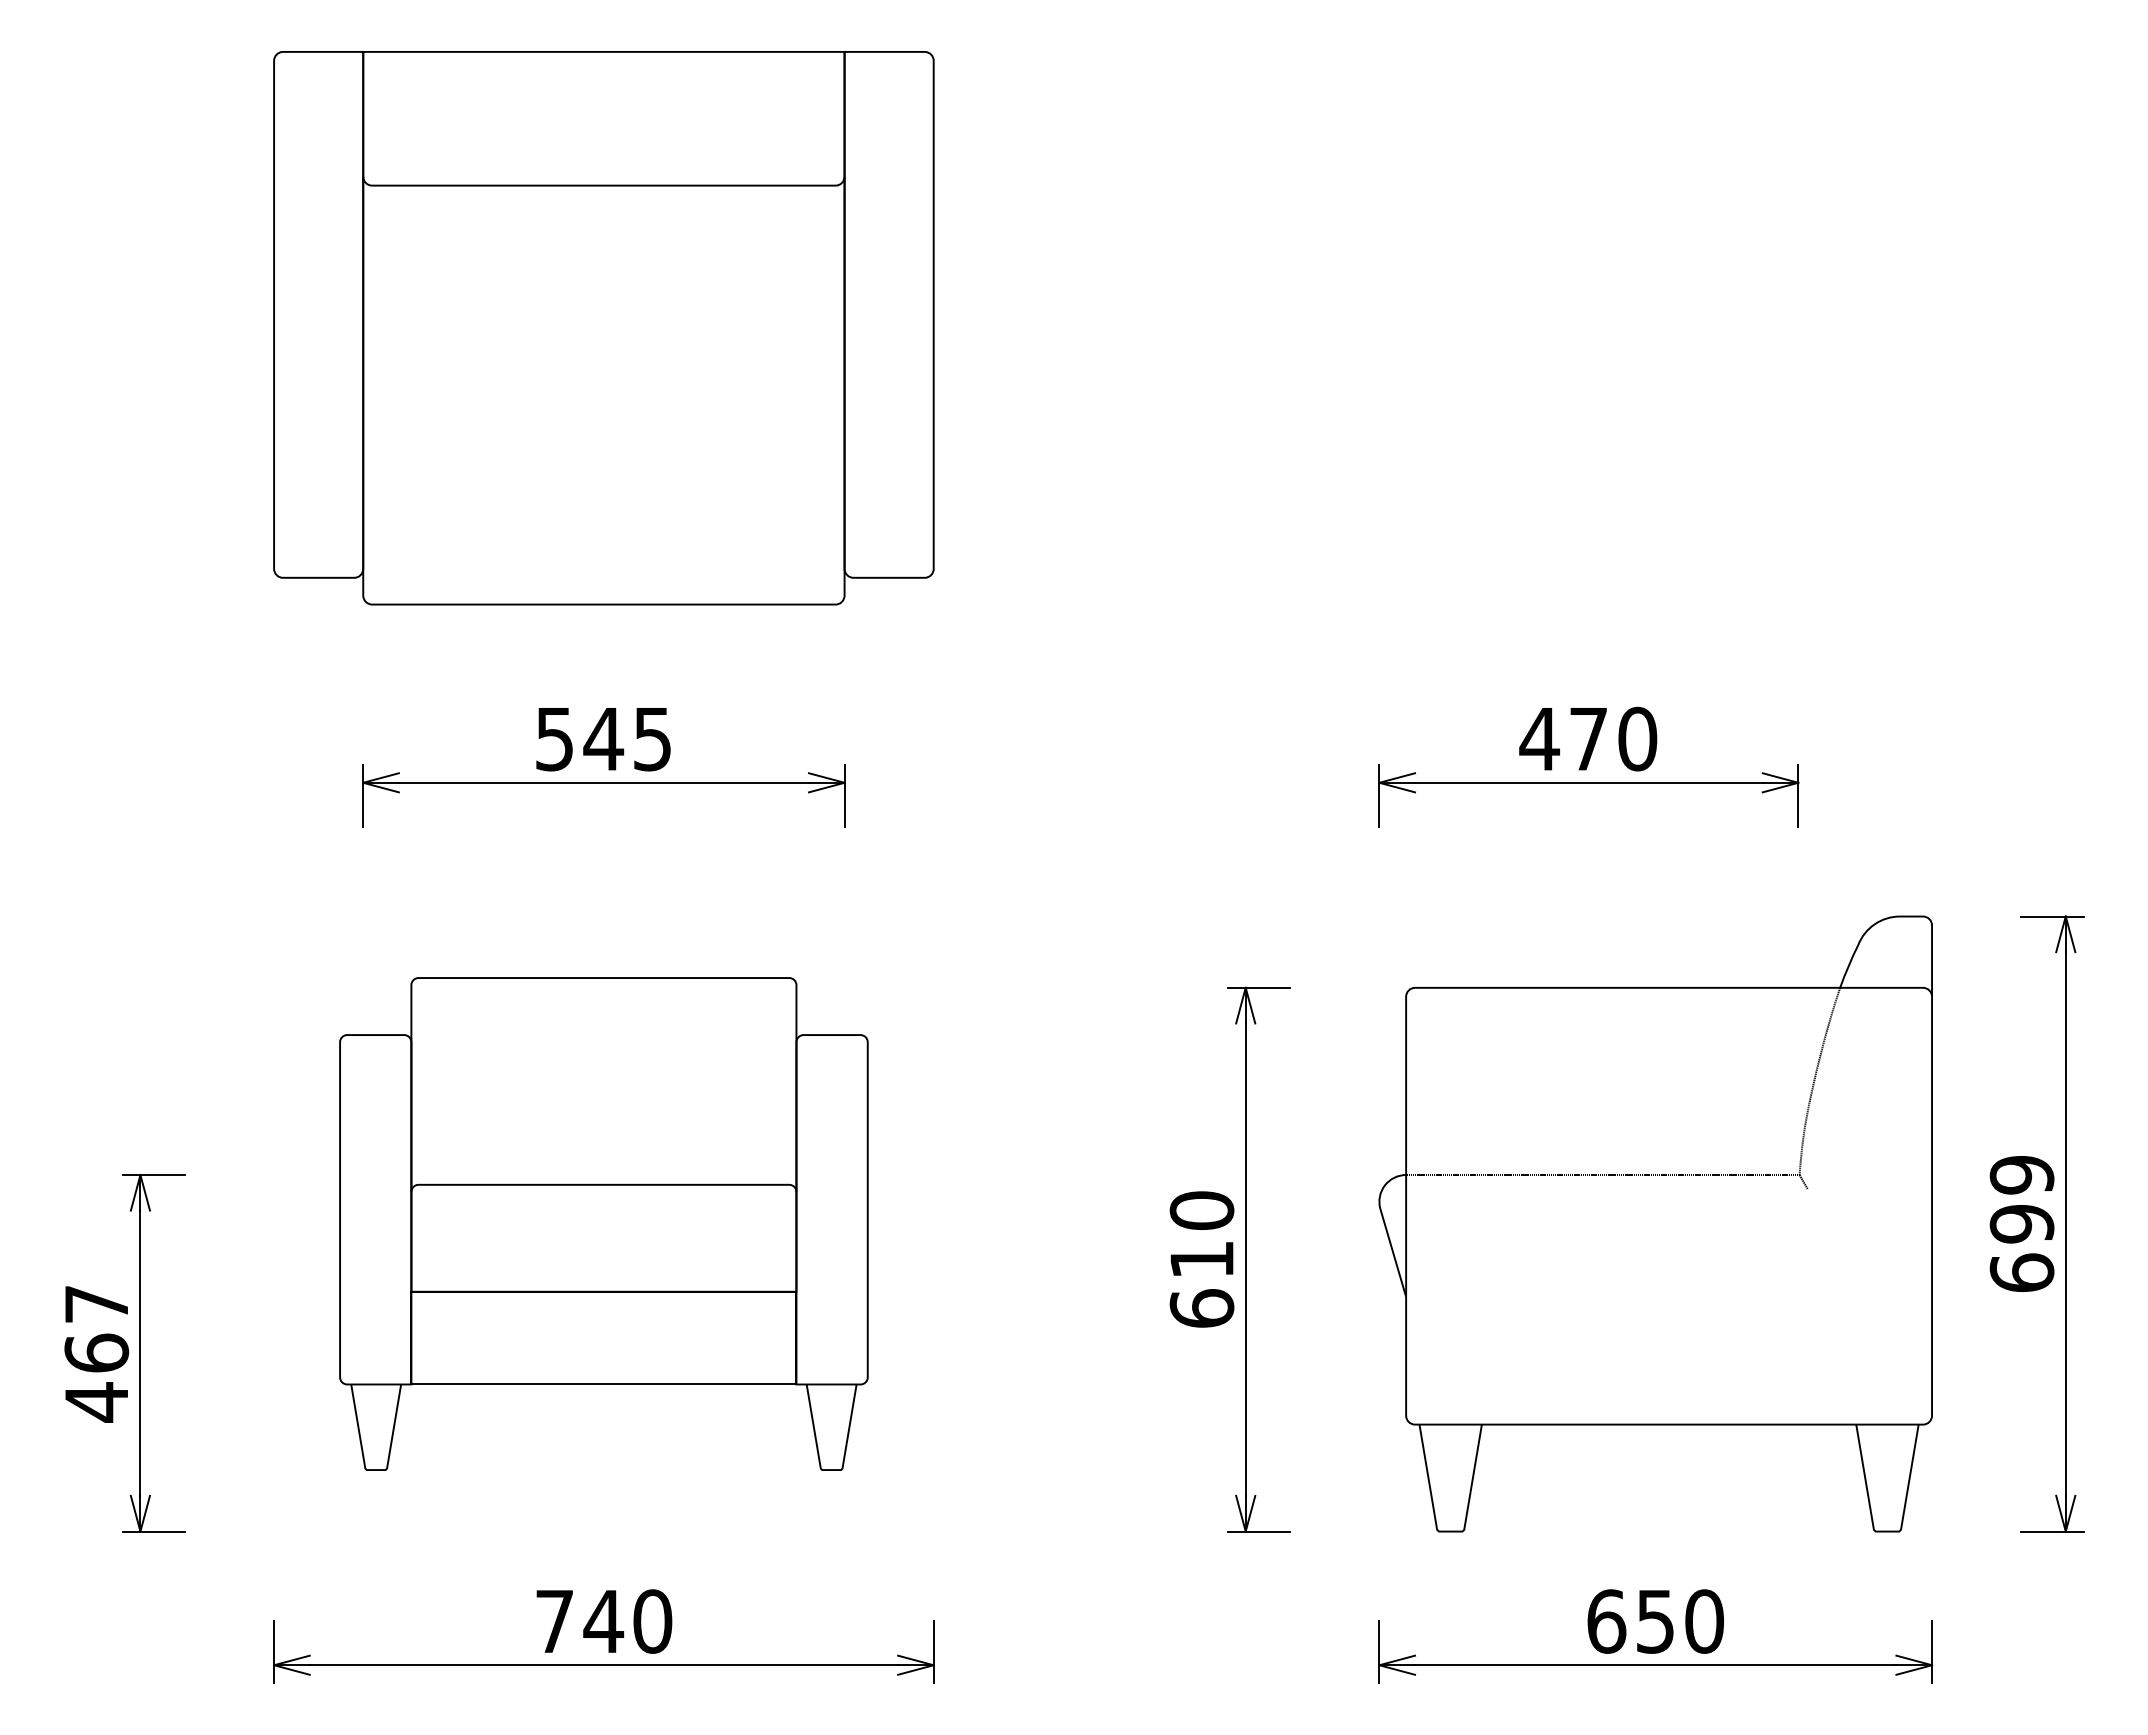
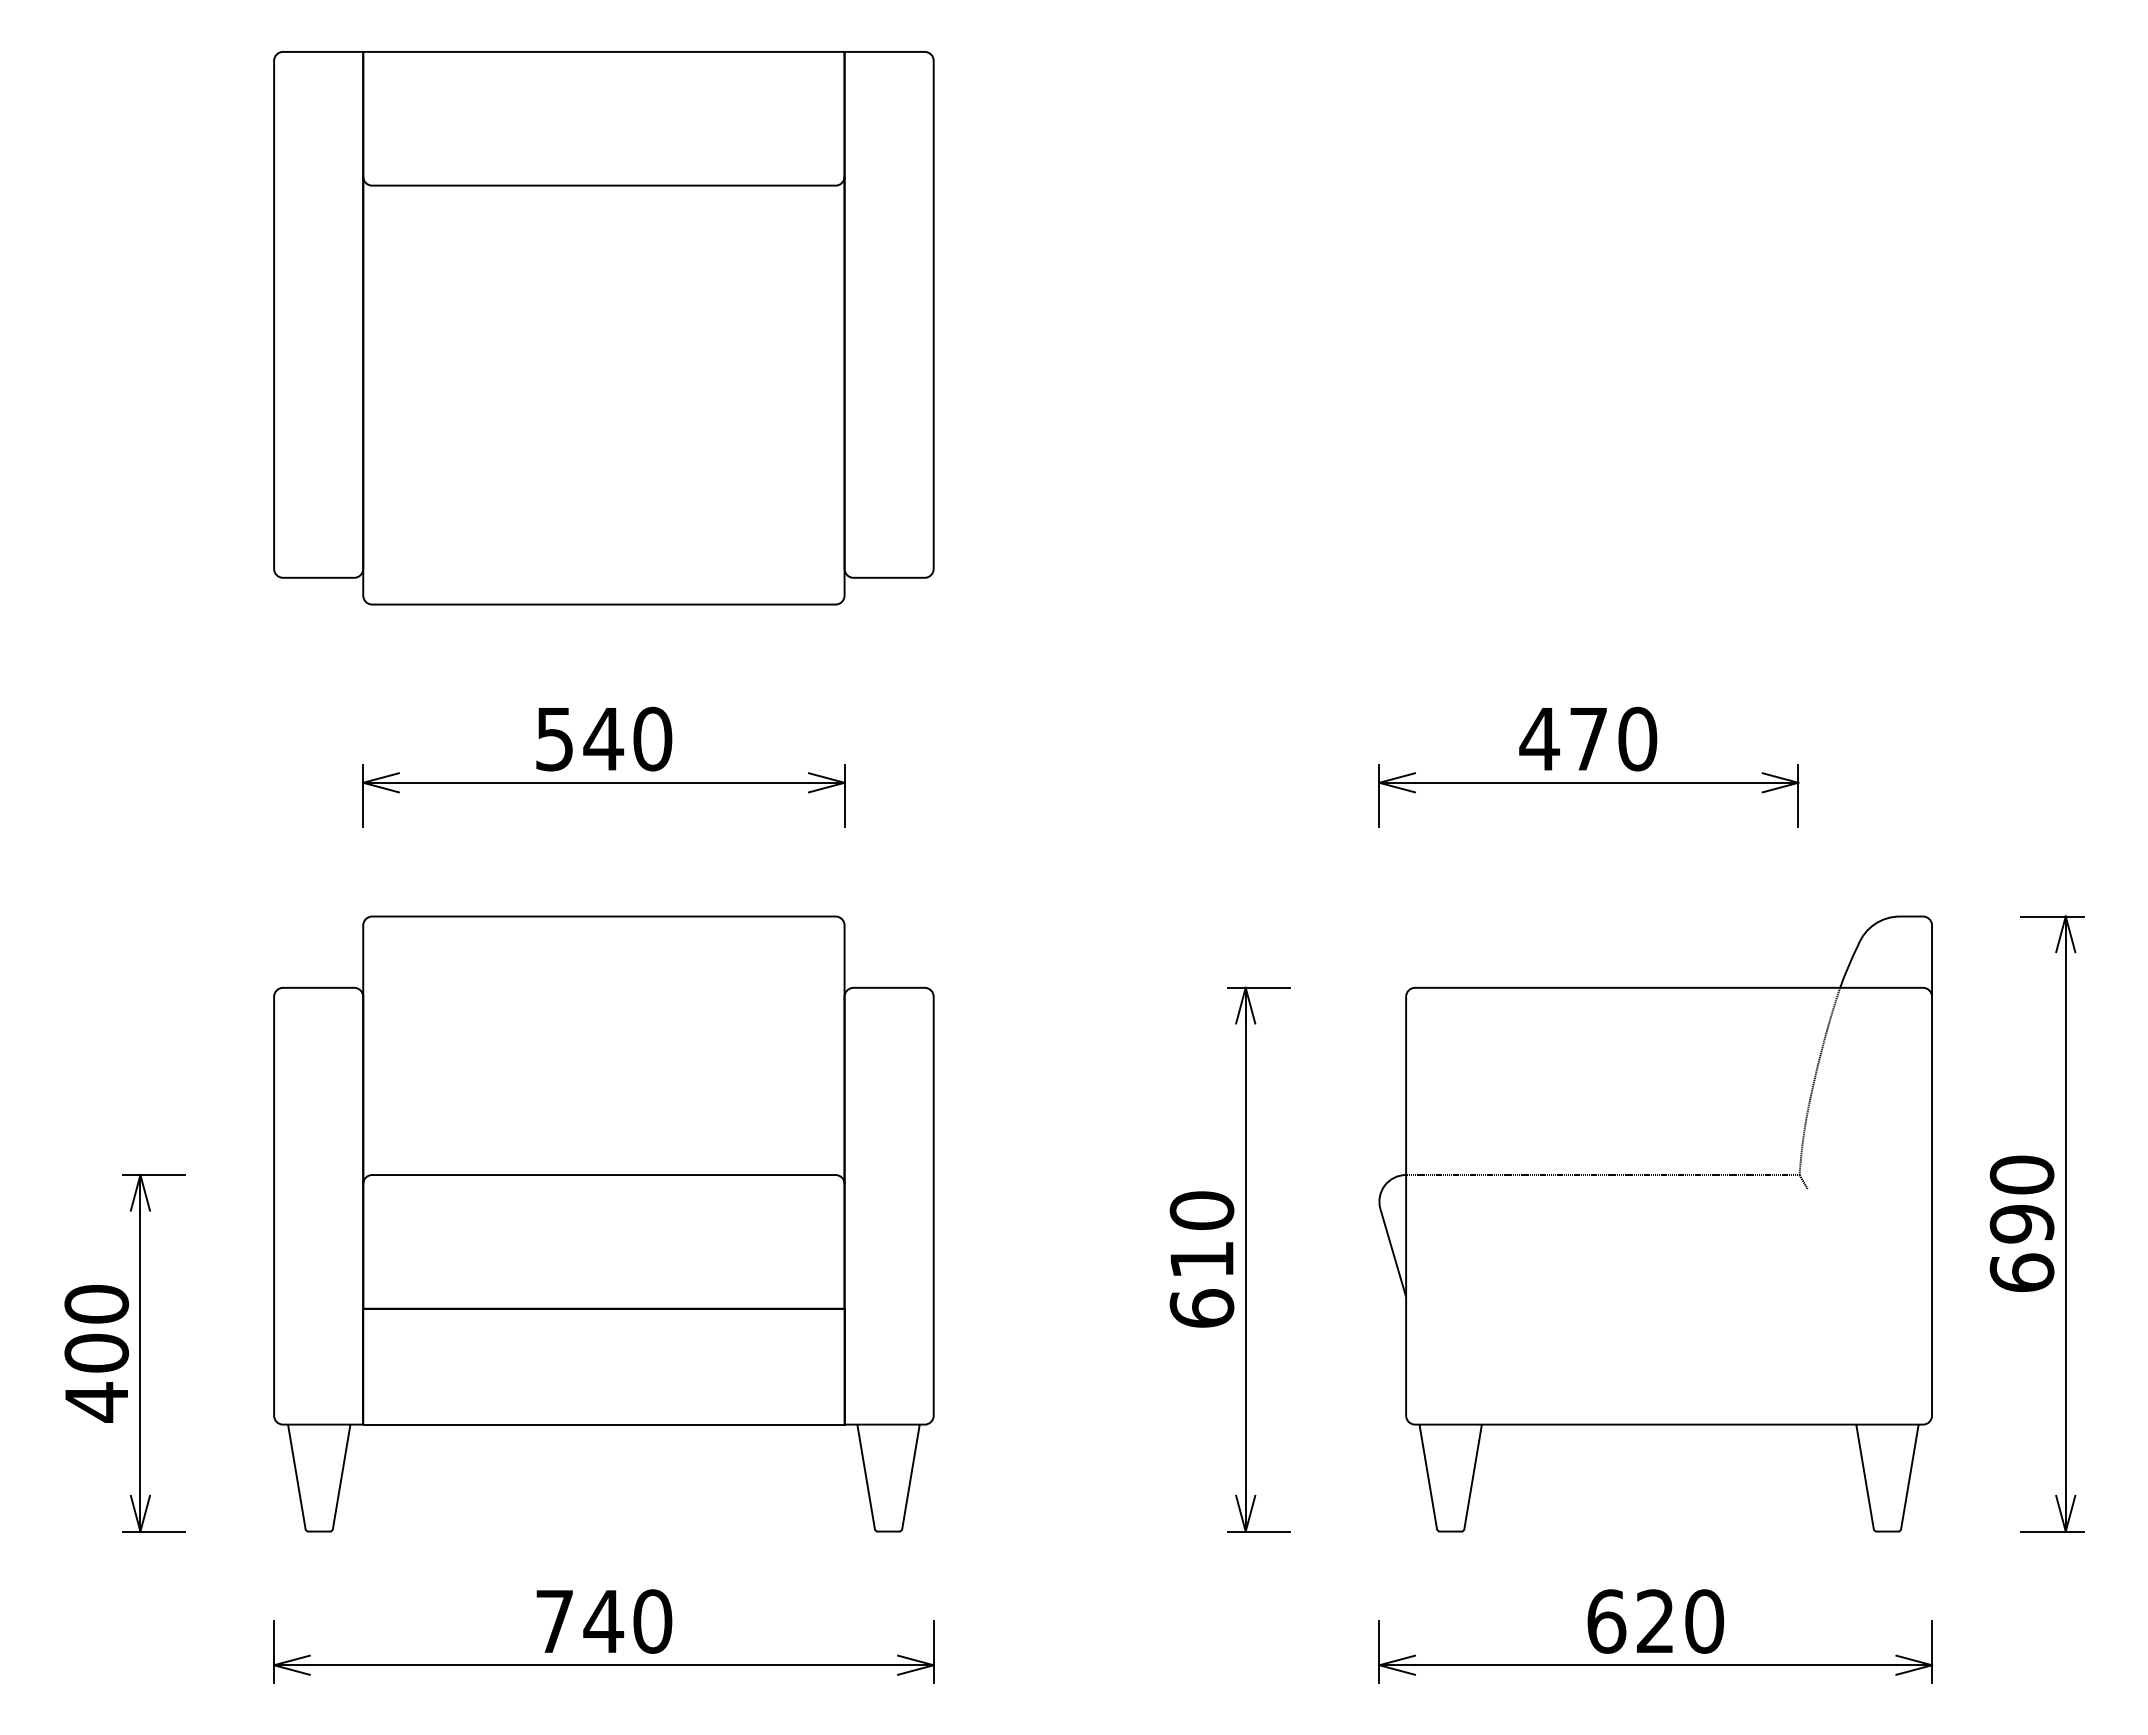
text: 545 -> 540 (652, 738)
text: 699 -> 690 (2021, 1174)
part size: 530x494 px -> 662x618 px (603, 1223)
text: 467 -> 400 (96, 1328)
text: 650 -> 620 (1654, 1621)
